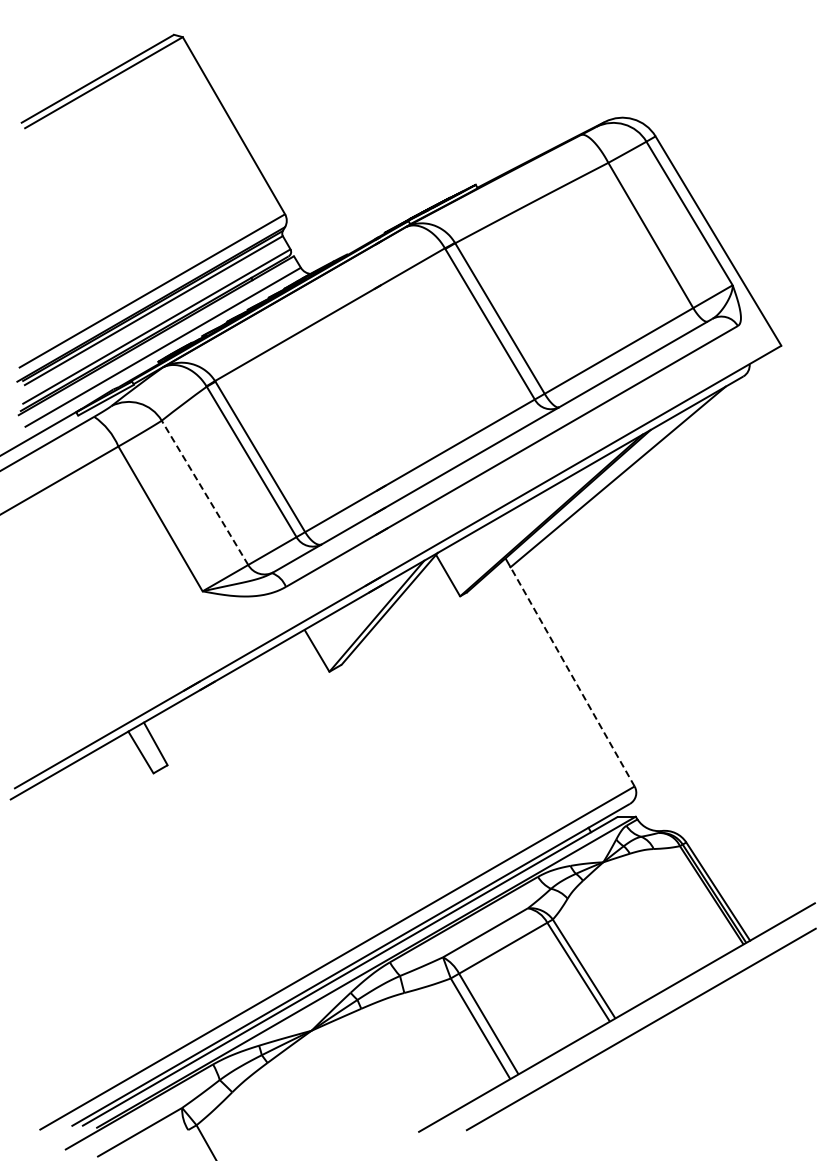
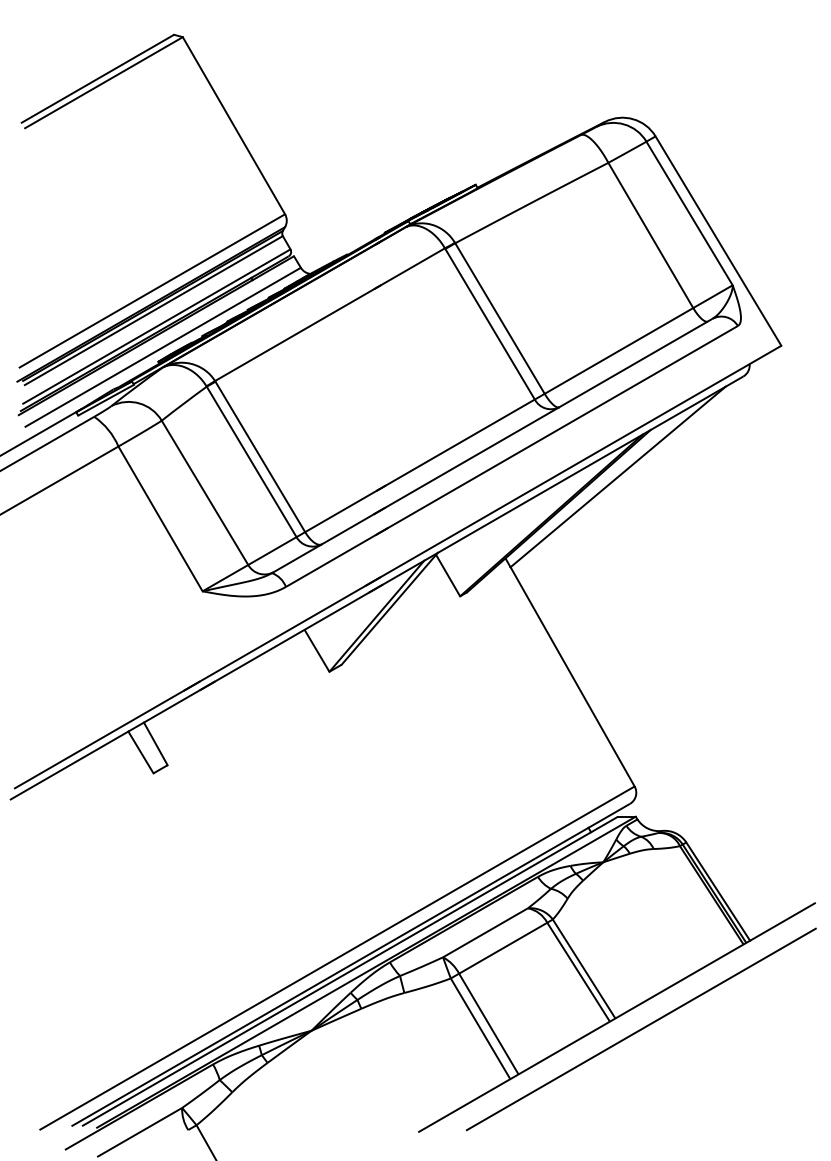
line: dashed -> solid (204, 492)
line: dashed -> solid (572, 676)
